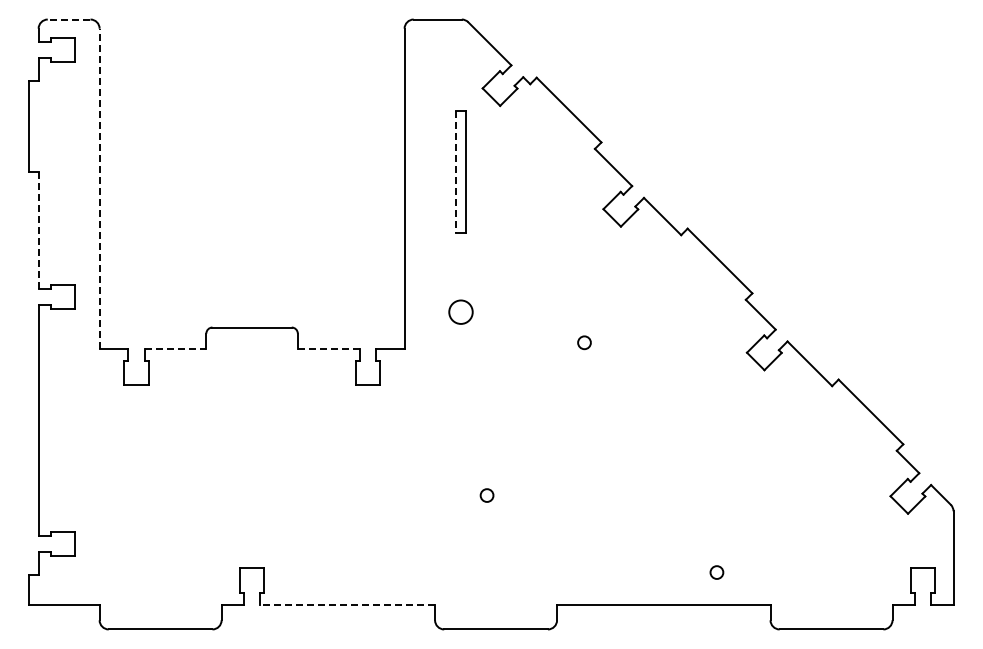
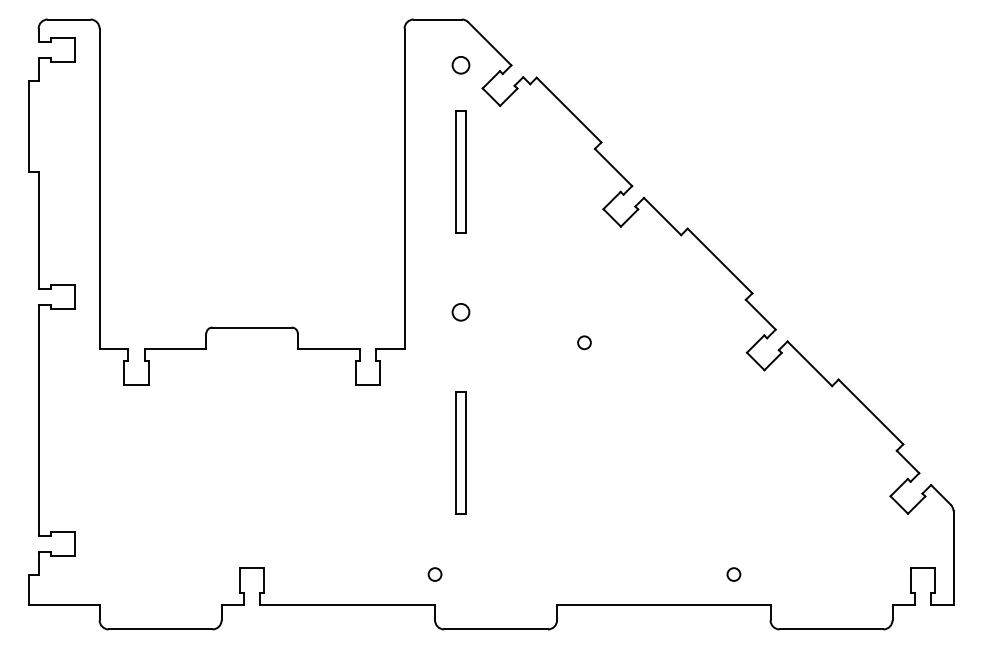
line: dashed -> solid (68, 19)
circle: none -> present (460, 65)
line: dashed -> solid (456, 172)
line: dashed -> solid (99, 188)
line: dashed -> solid (38, 230)
circle size: 26x26 px -> 20x19 px (460, 312)
line: dashed -> solid (175, 348)
line: dashed -> solid (328, 348)
part: none -> present (460, 452)
circle position: (486, 495) -> (434, 574) (434, 574)
circle position: (716, 572) -> (733, 574) (733, 574)
line: dashed -> solid (347, 605)
